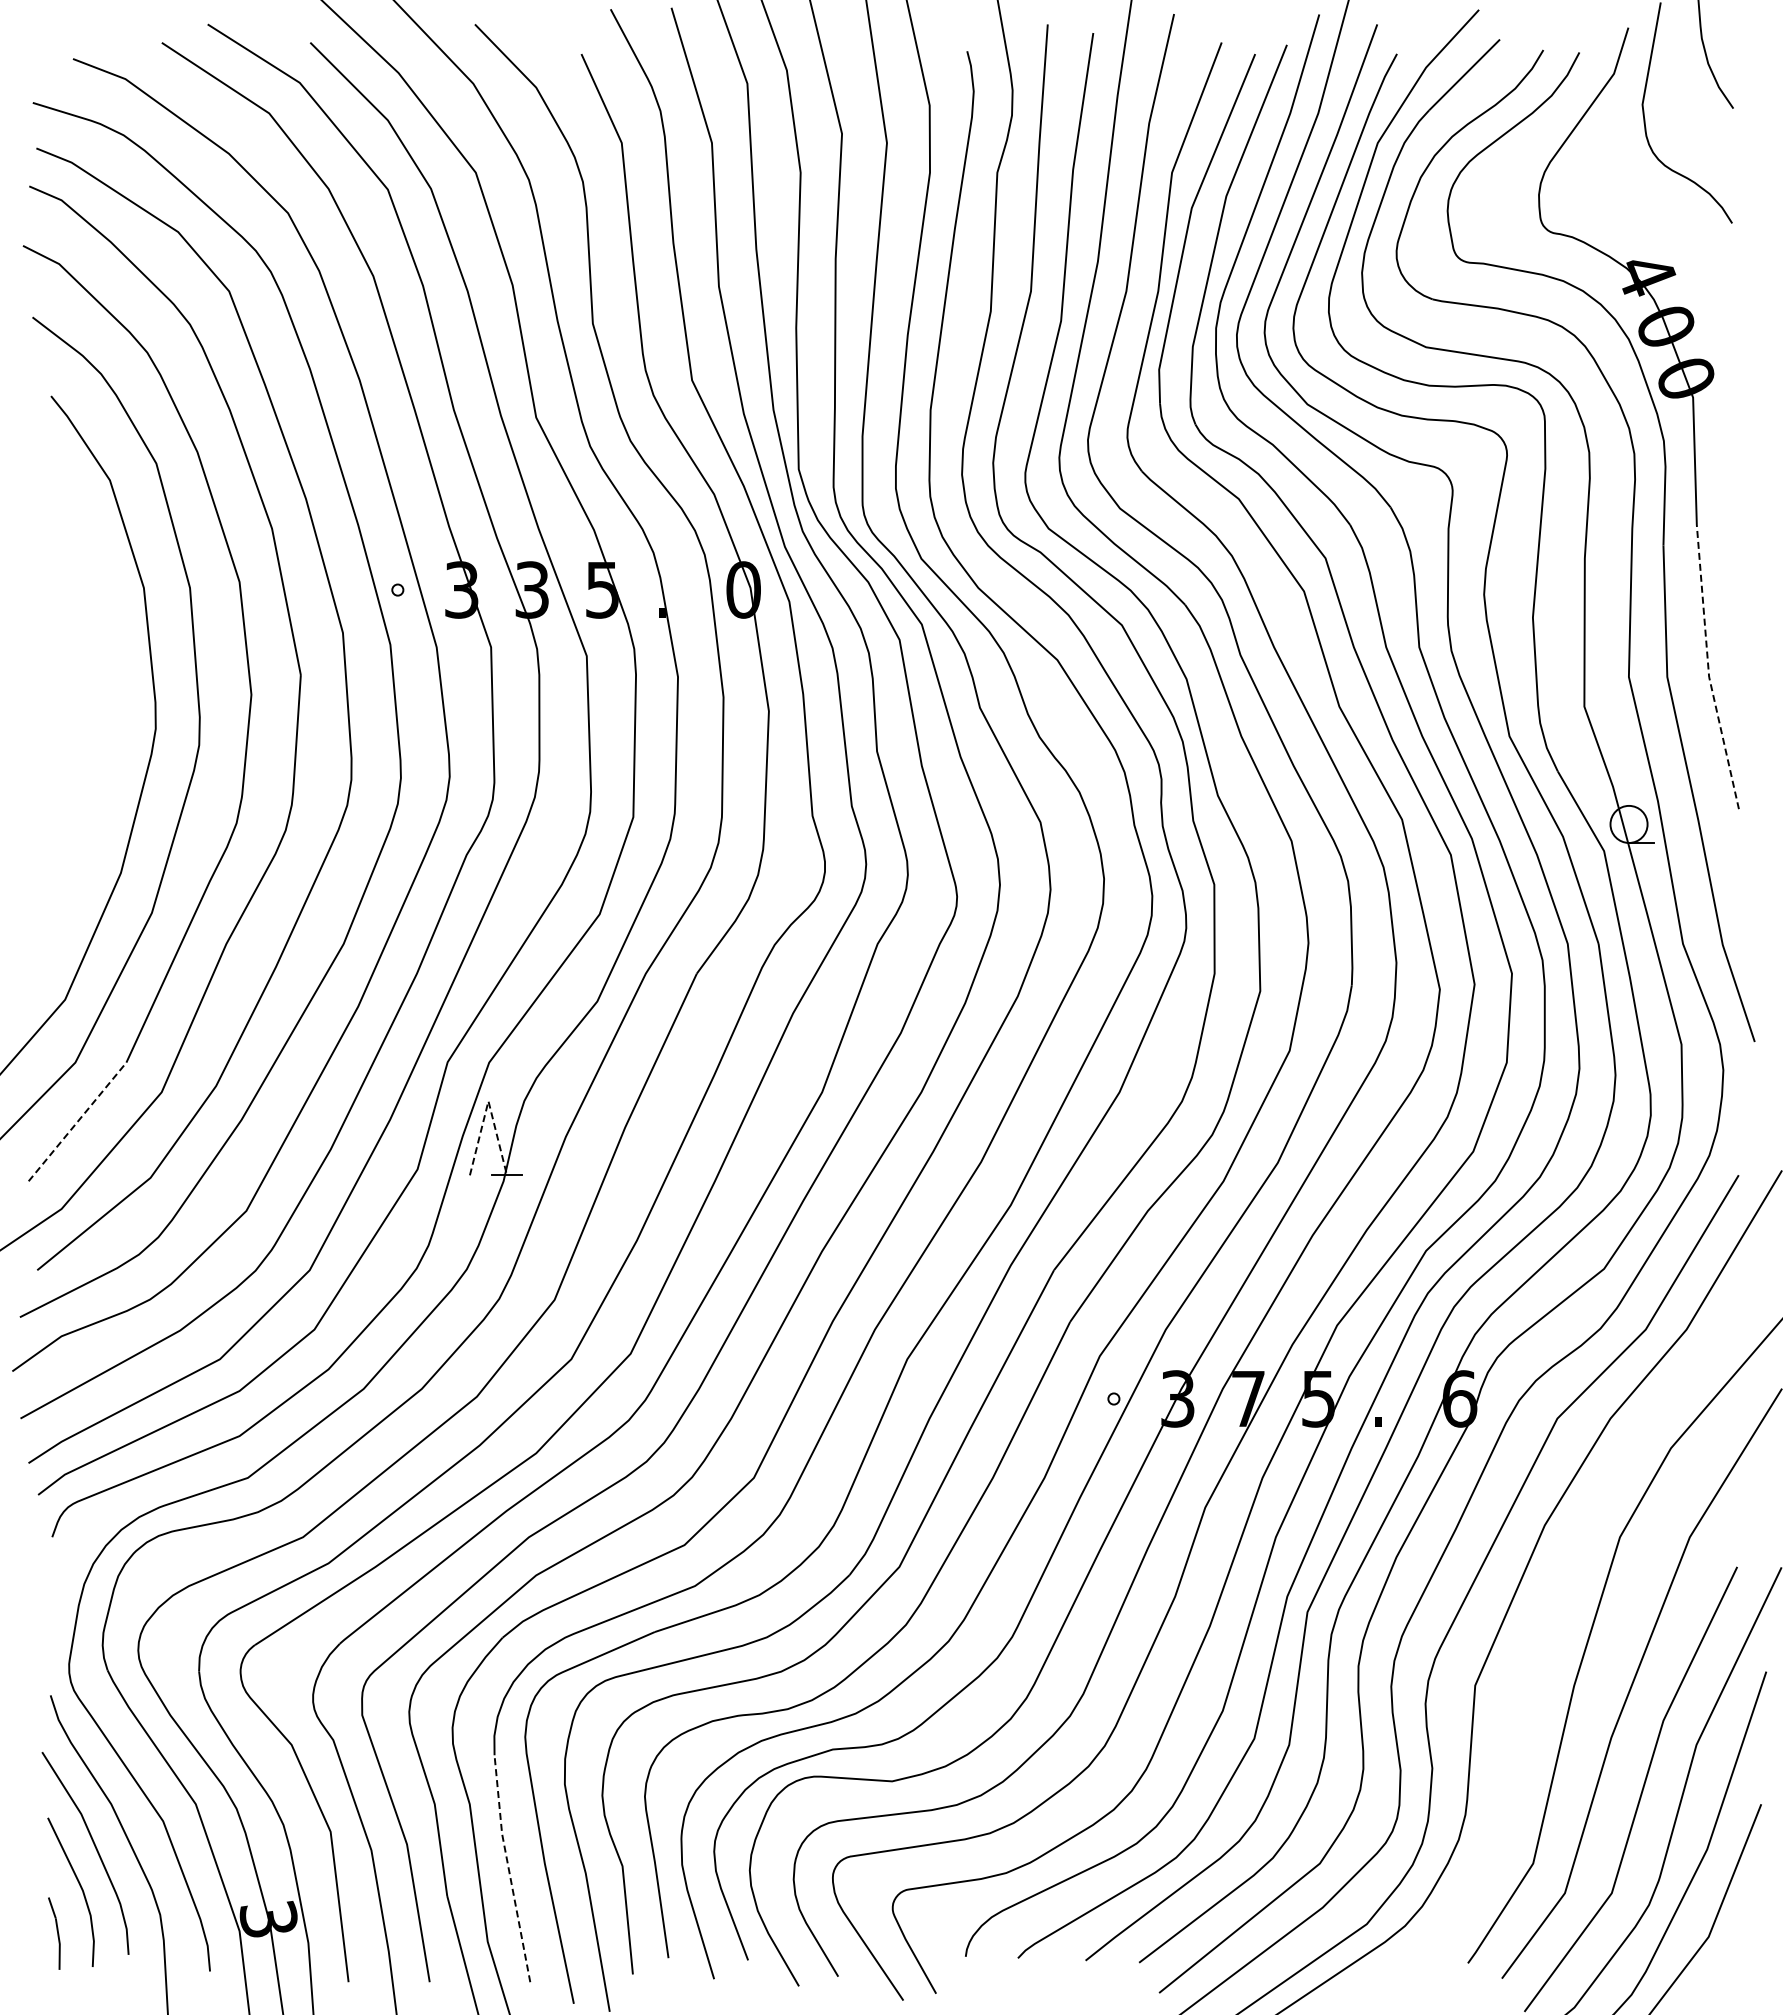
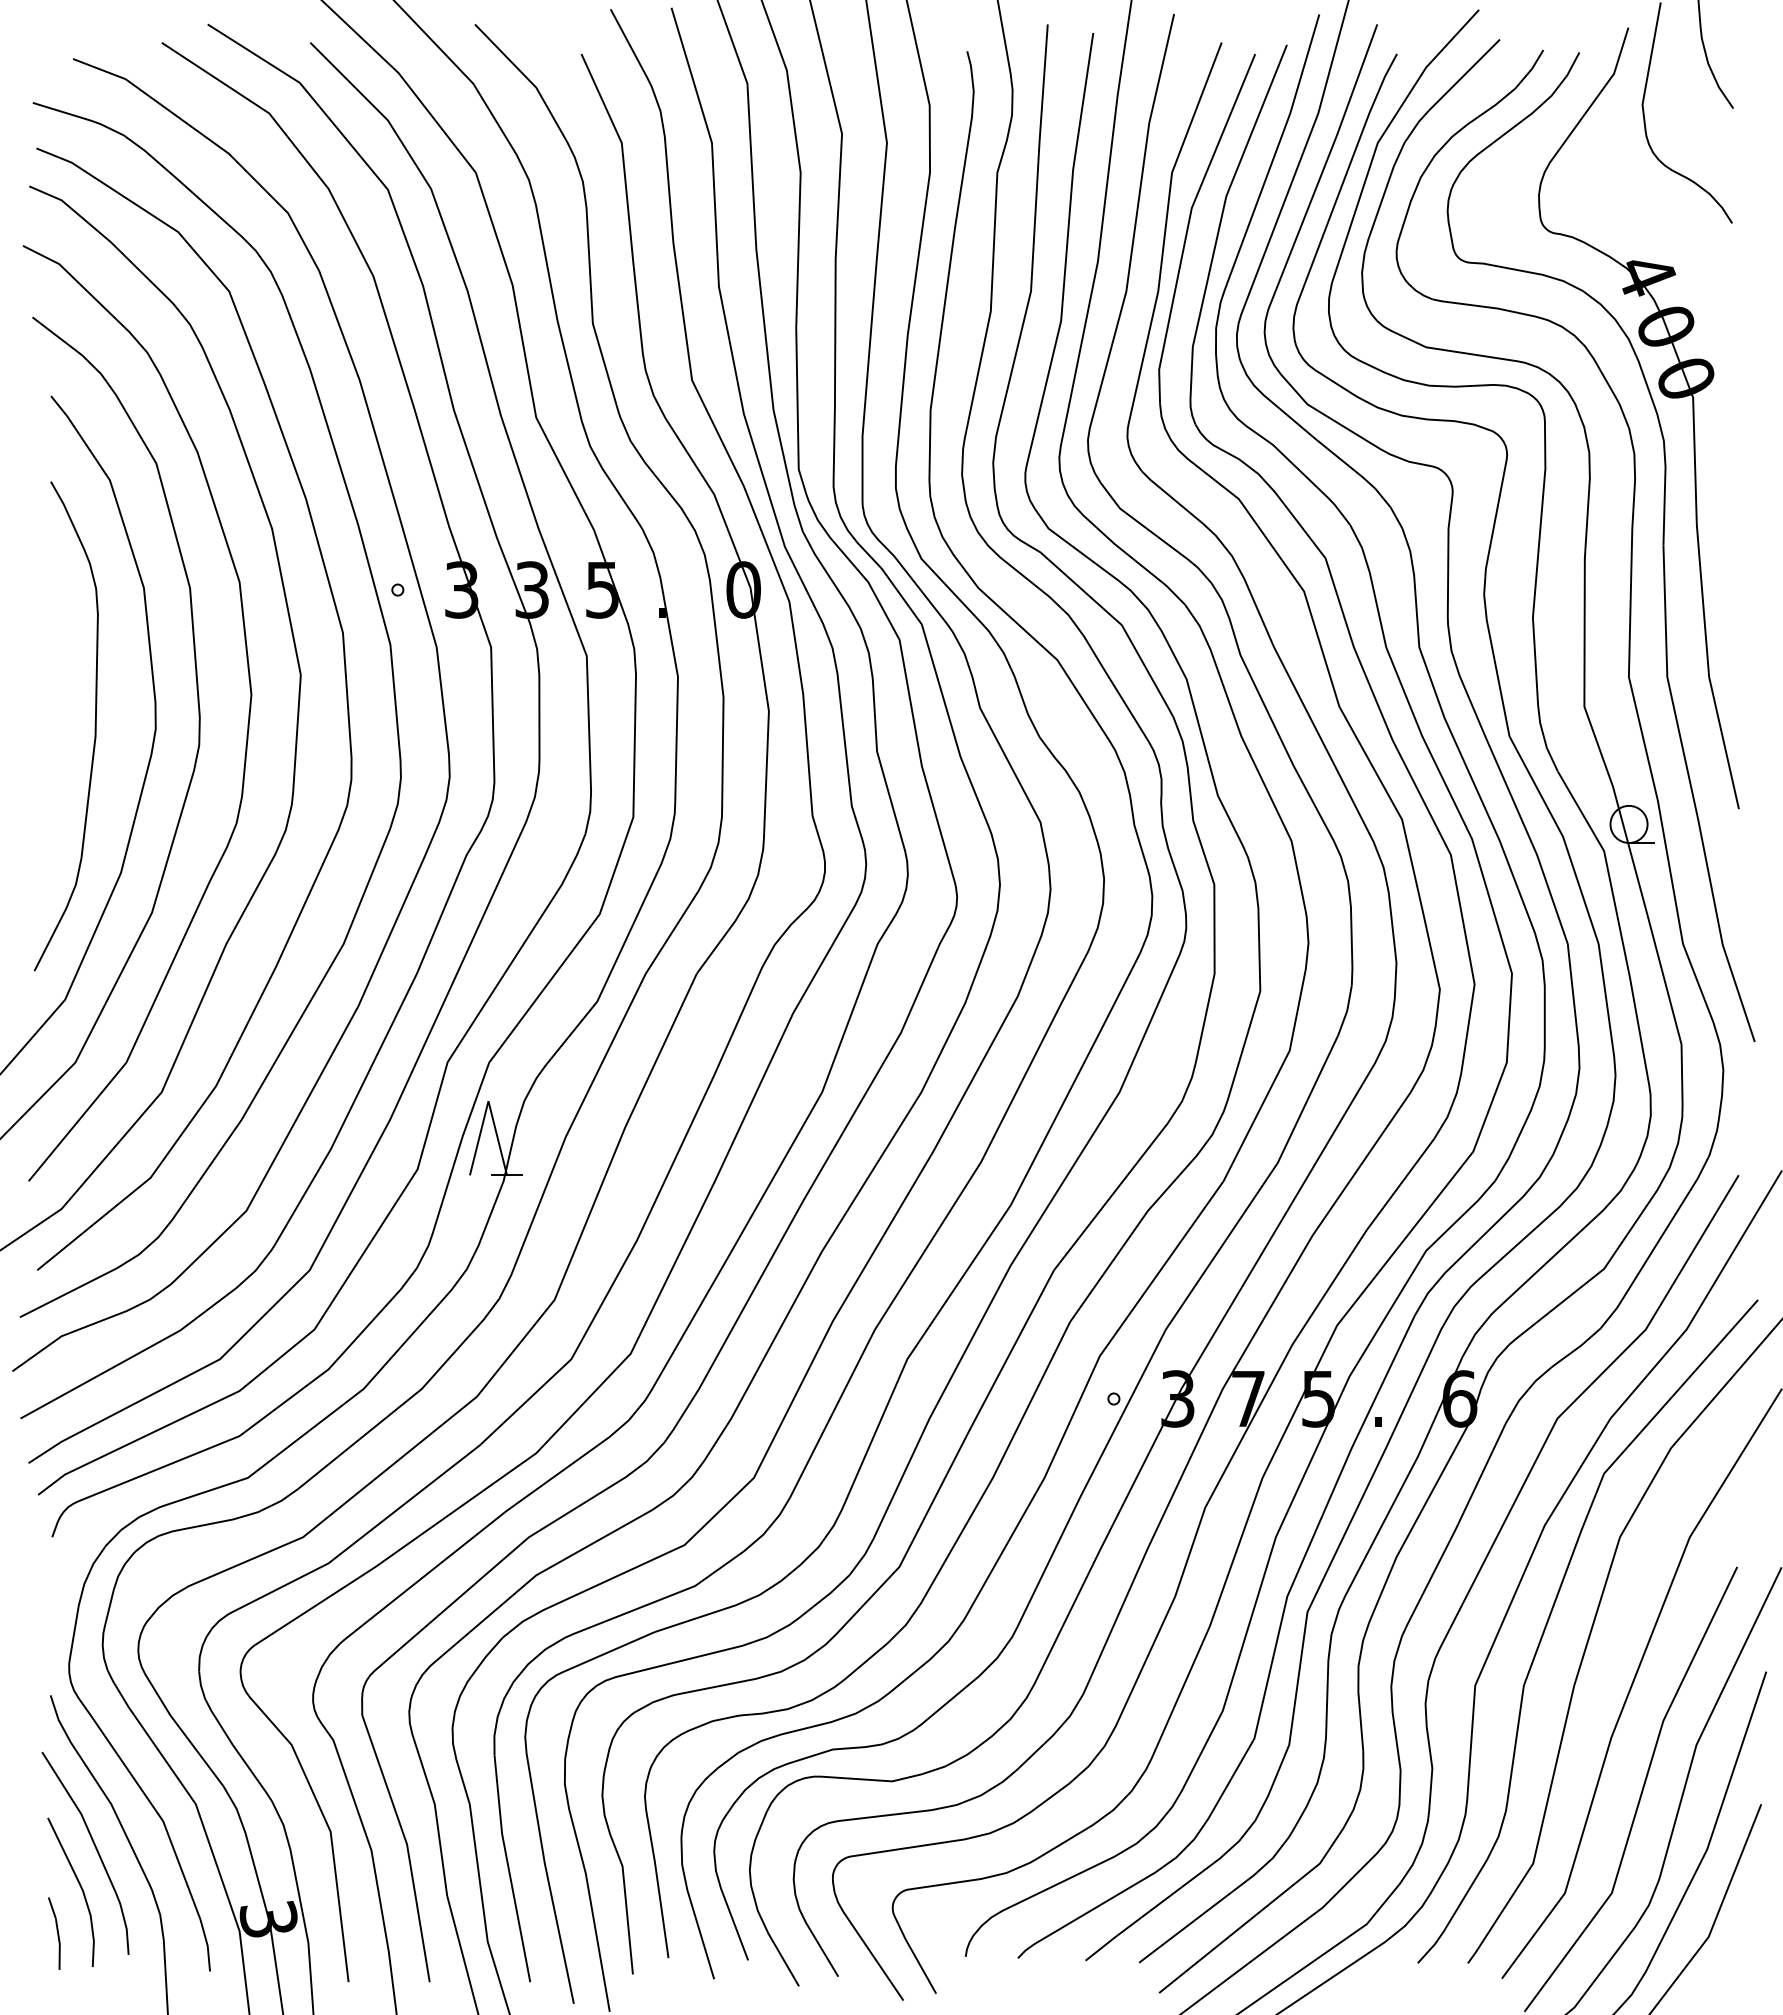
line: dashed -> solid (1708, 669)
curve: none -> present (94, 726)
line: dashed -> solid (488, 1101)
line: dashed -> solid (77, 1121)
curve: none -> present (1550, 1617)
line: dashed -> solid (508, 1868)
